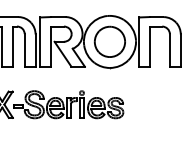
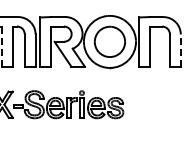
line: solid -> dashed (1, 47)
line: solid -> dashed (180, 50)
